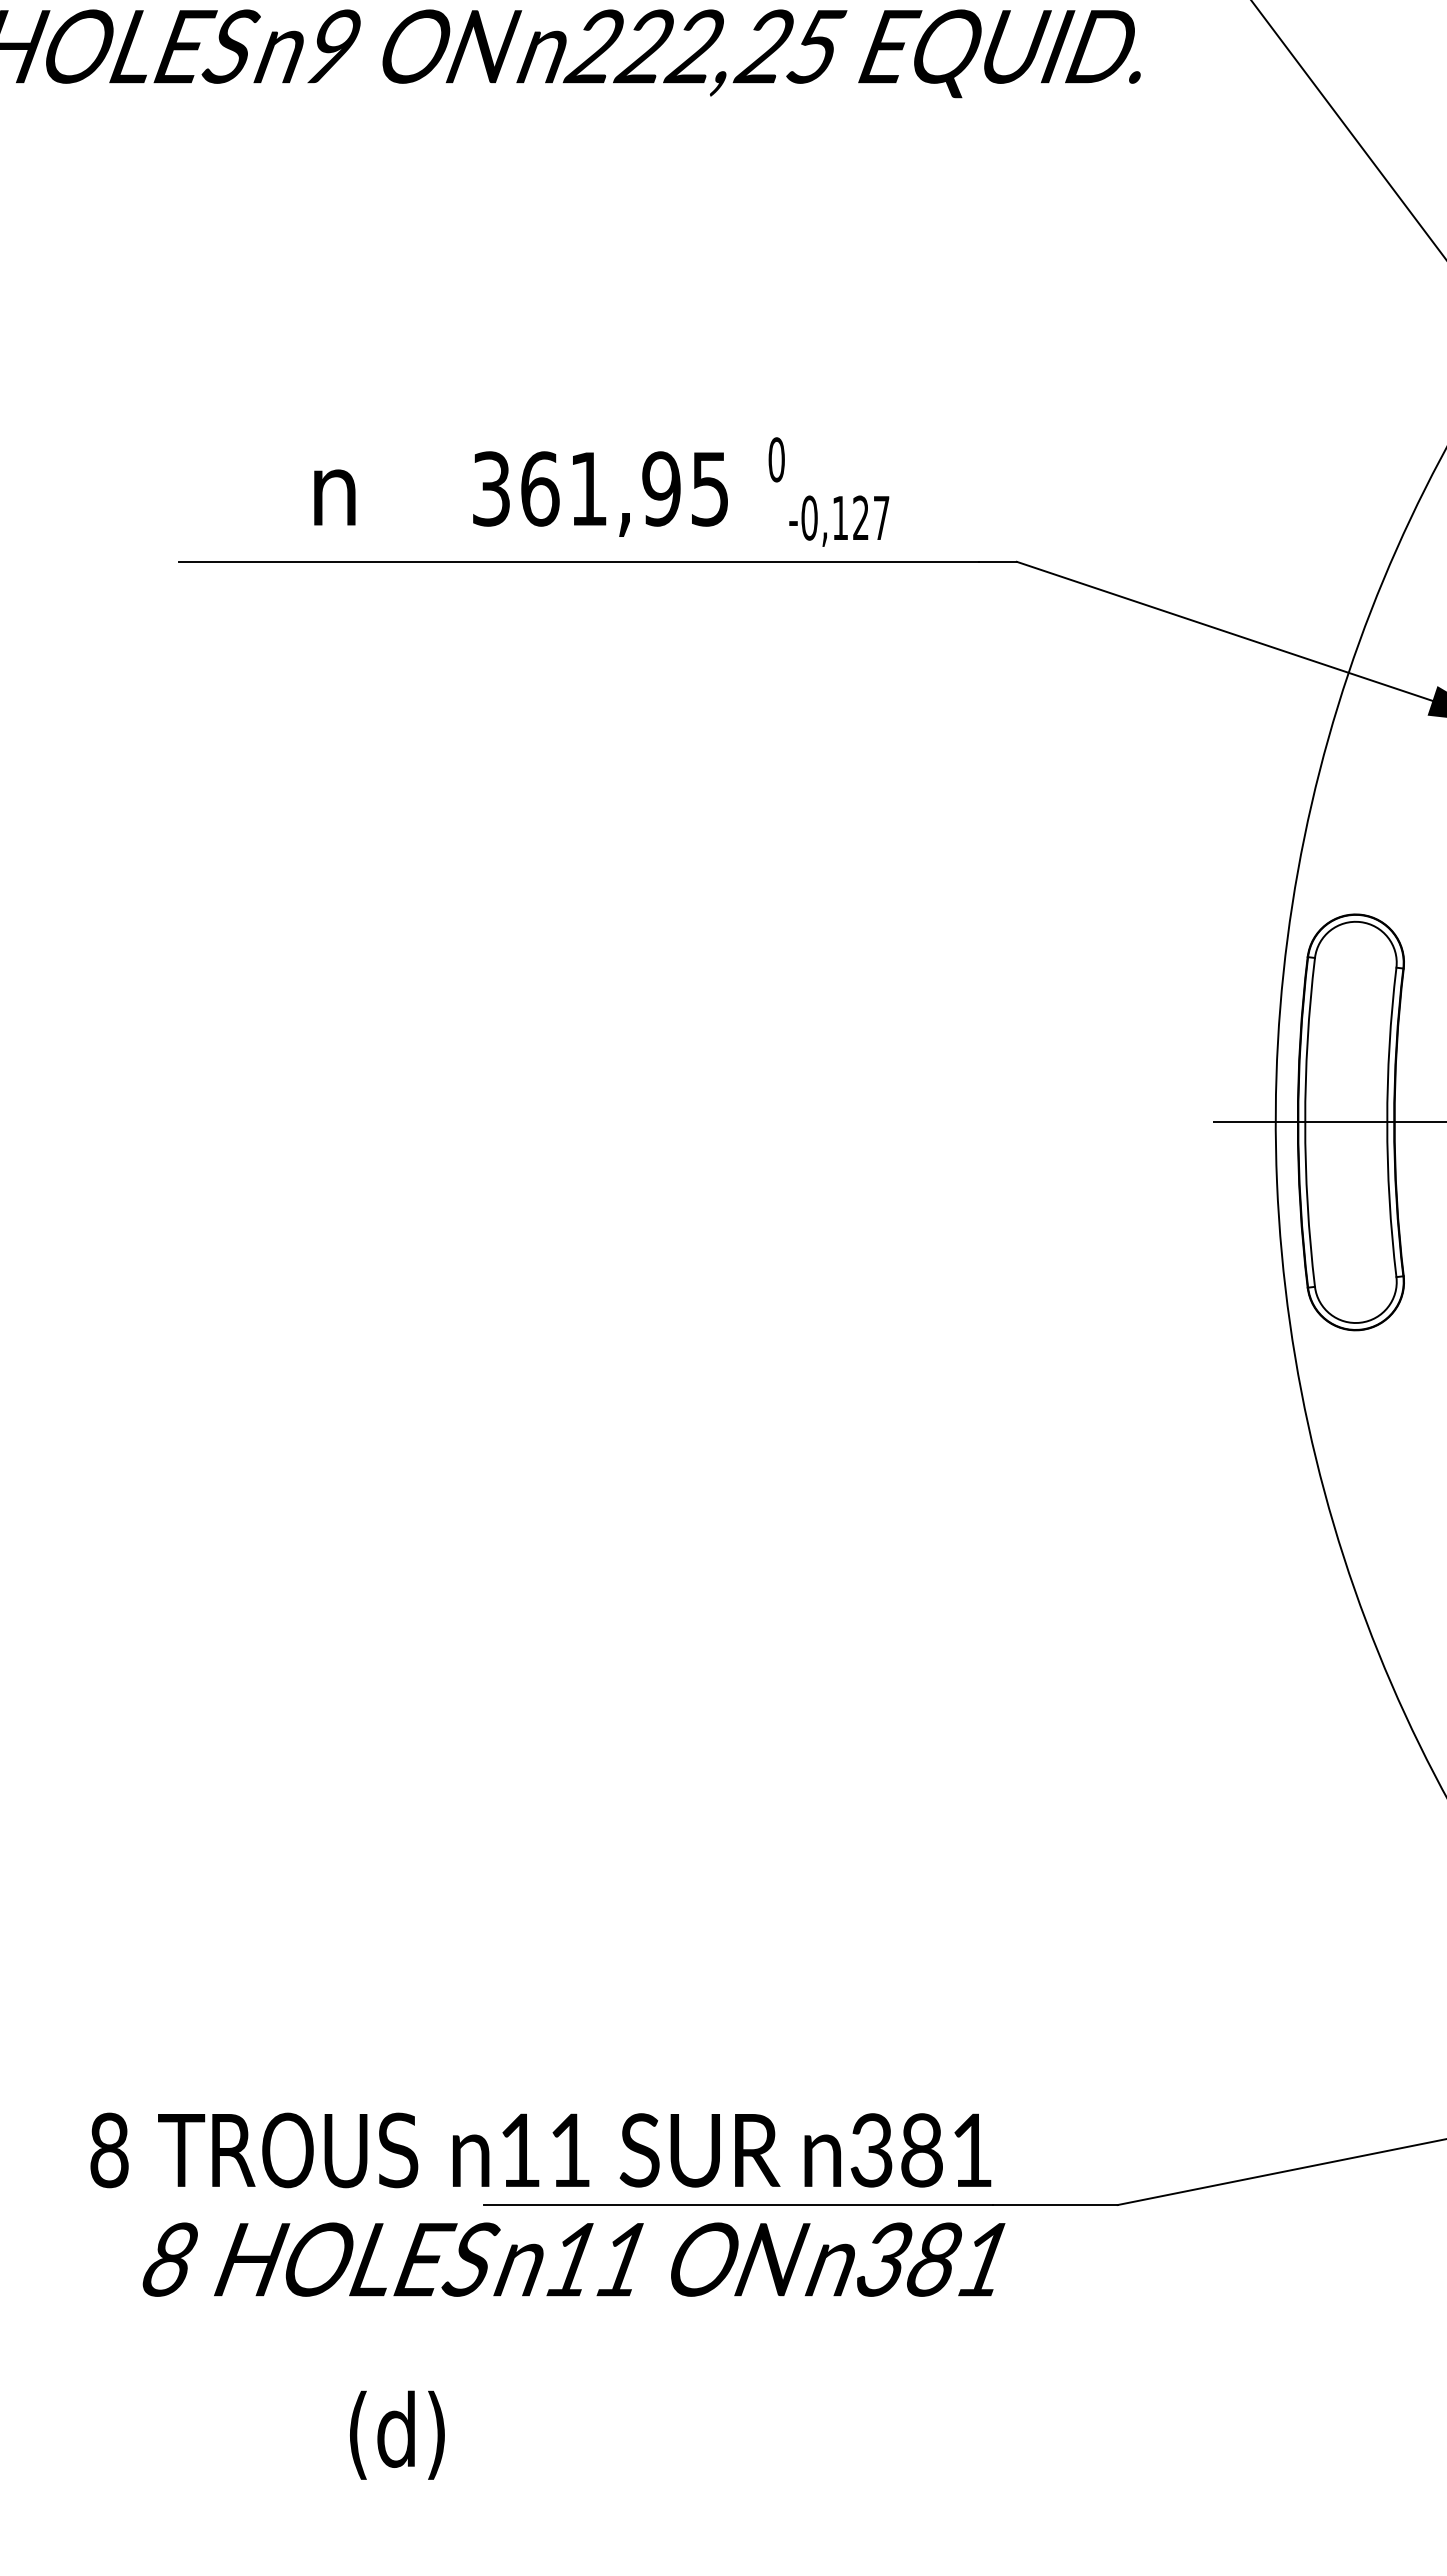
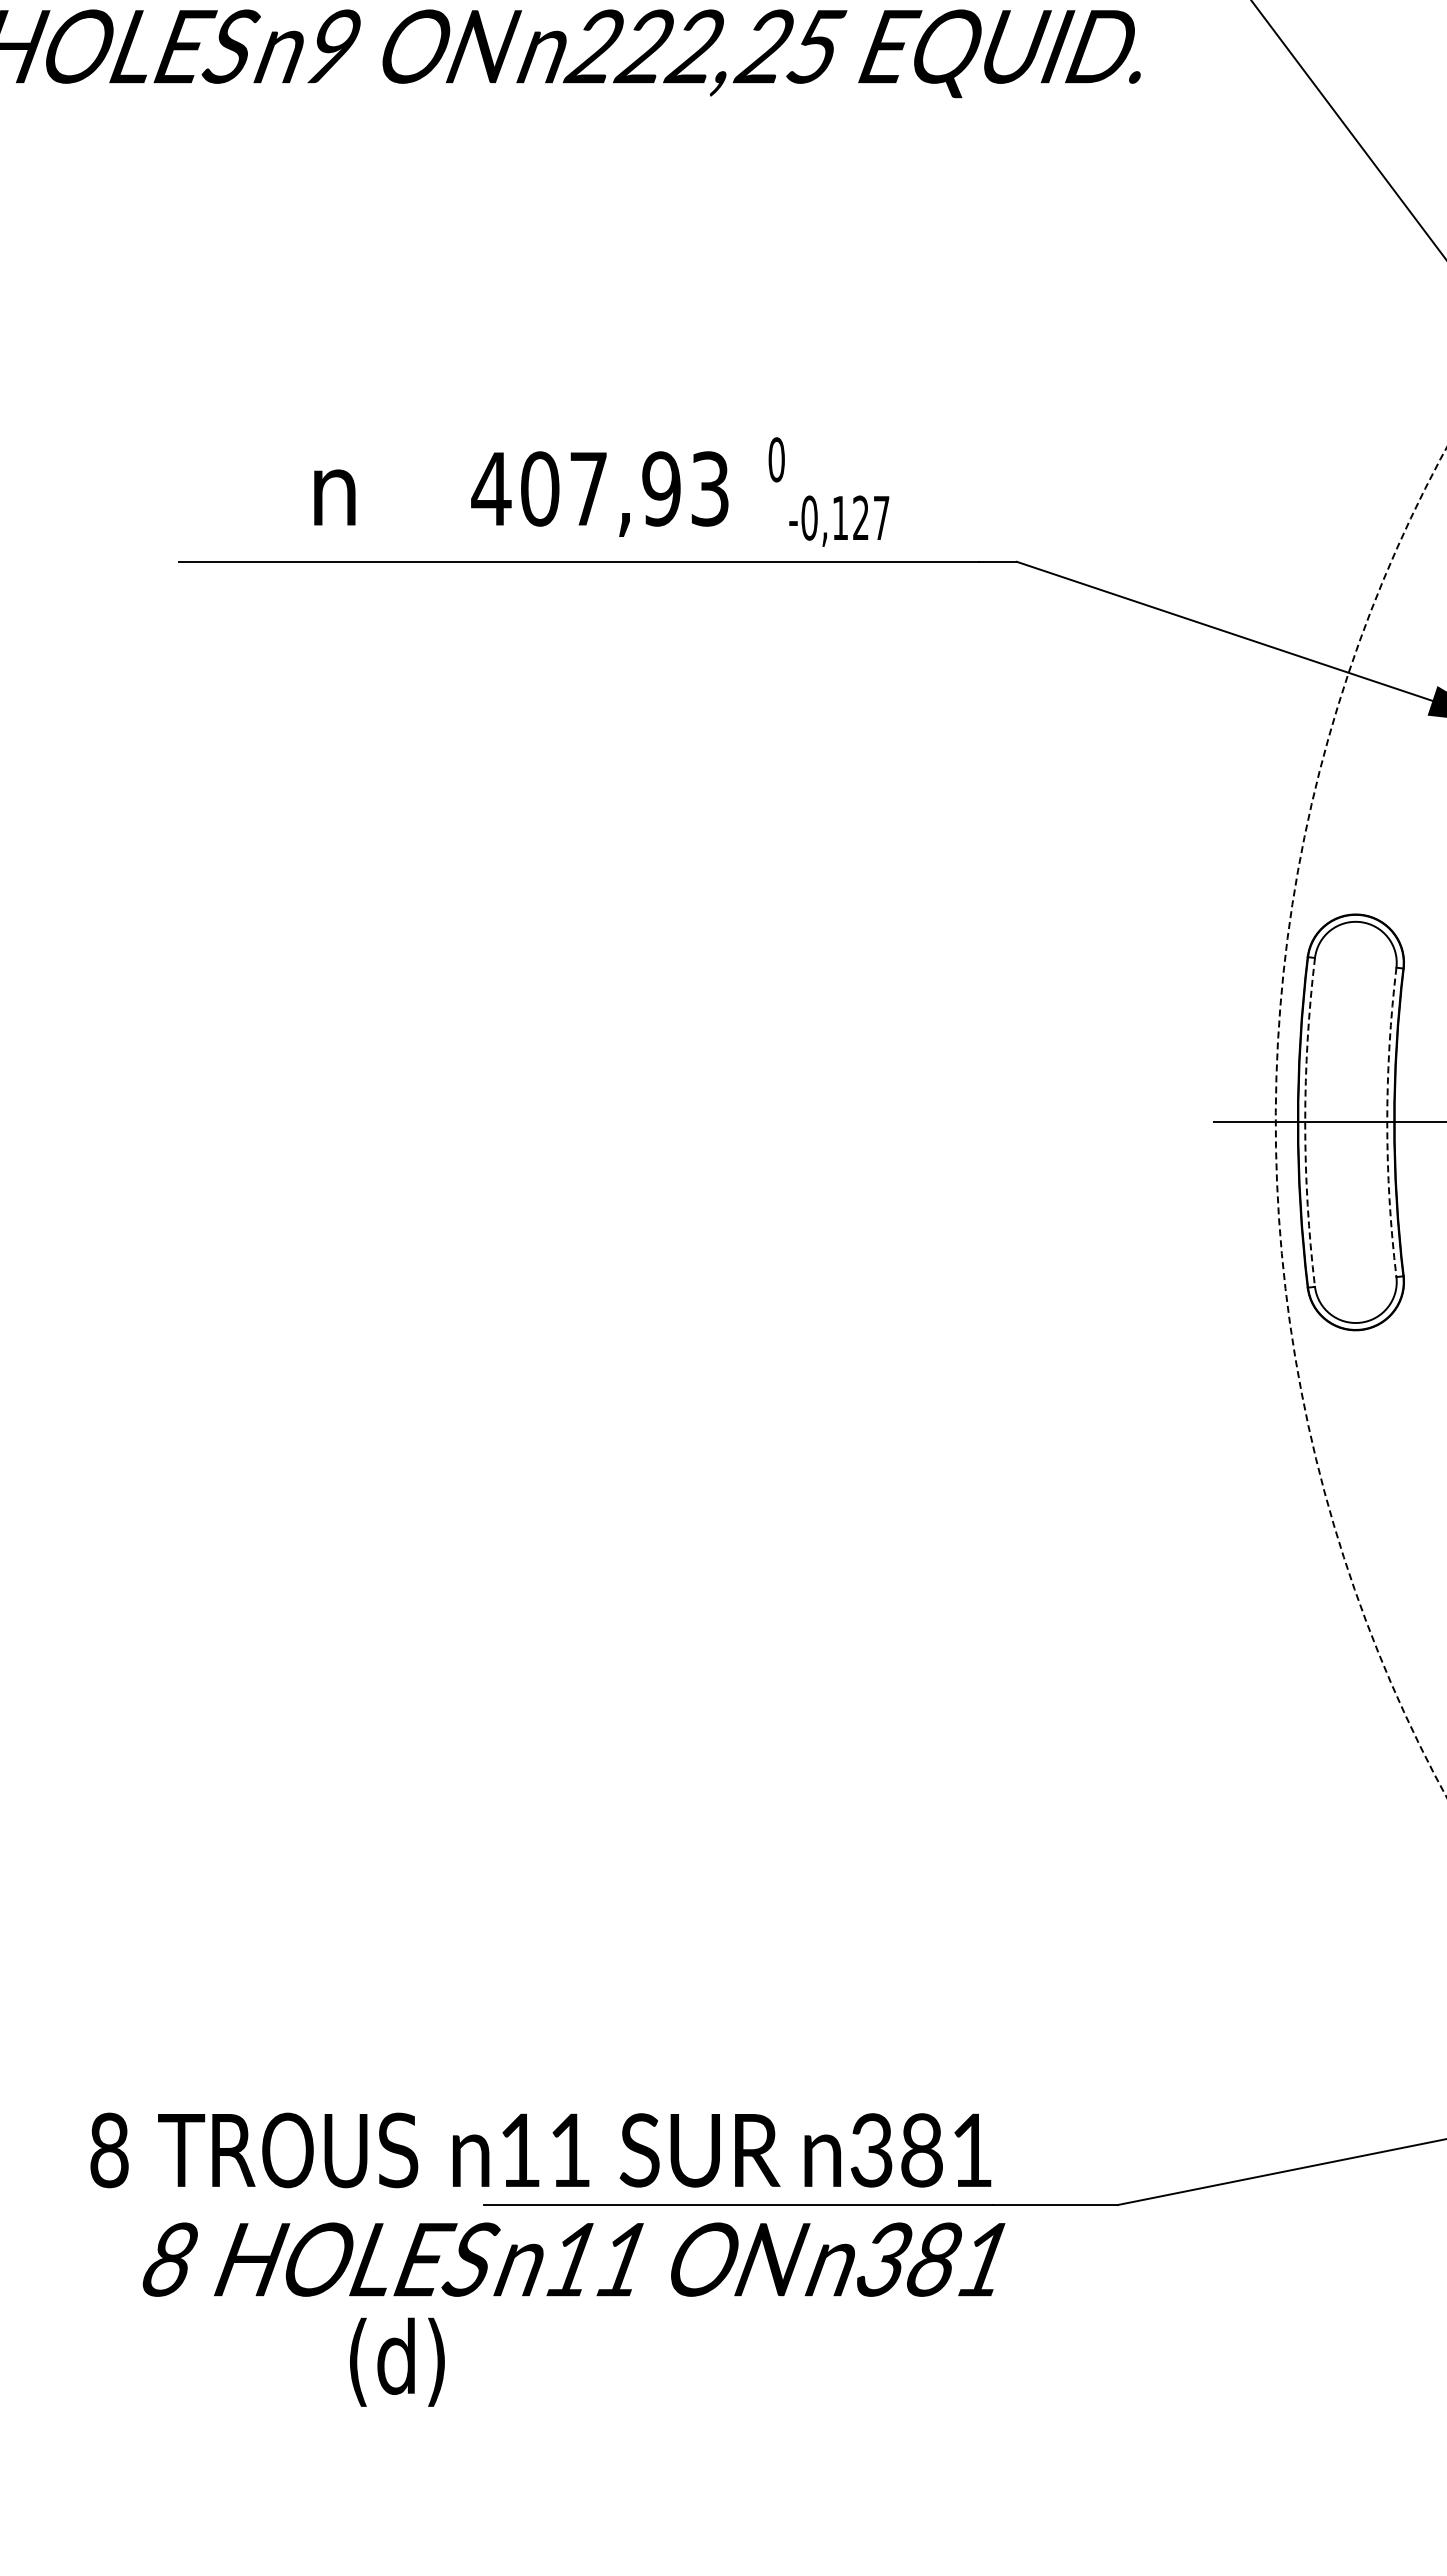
text: 361,95 -> 407,93 (599, 488)
arc: solid -> dashed (1275, 1121)
arc: solid -> dashed (1305, 1122)
arc: solid -> dashed (1387, 1122)
text position: (397, 2434) -> (397, 2361) (397, 2361)
